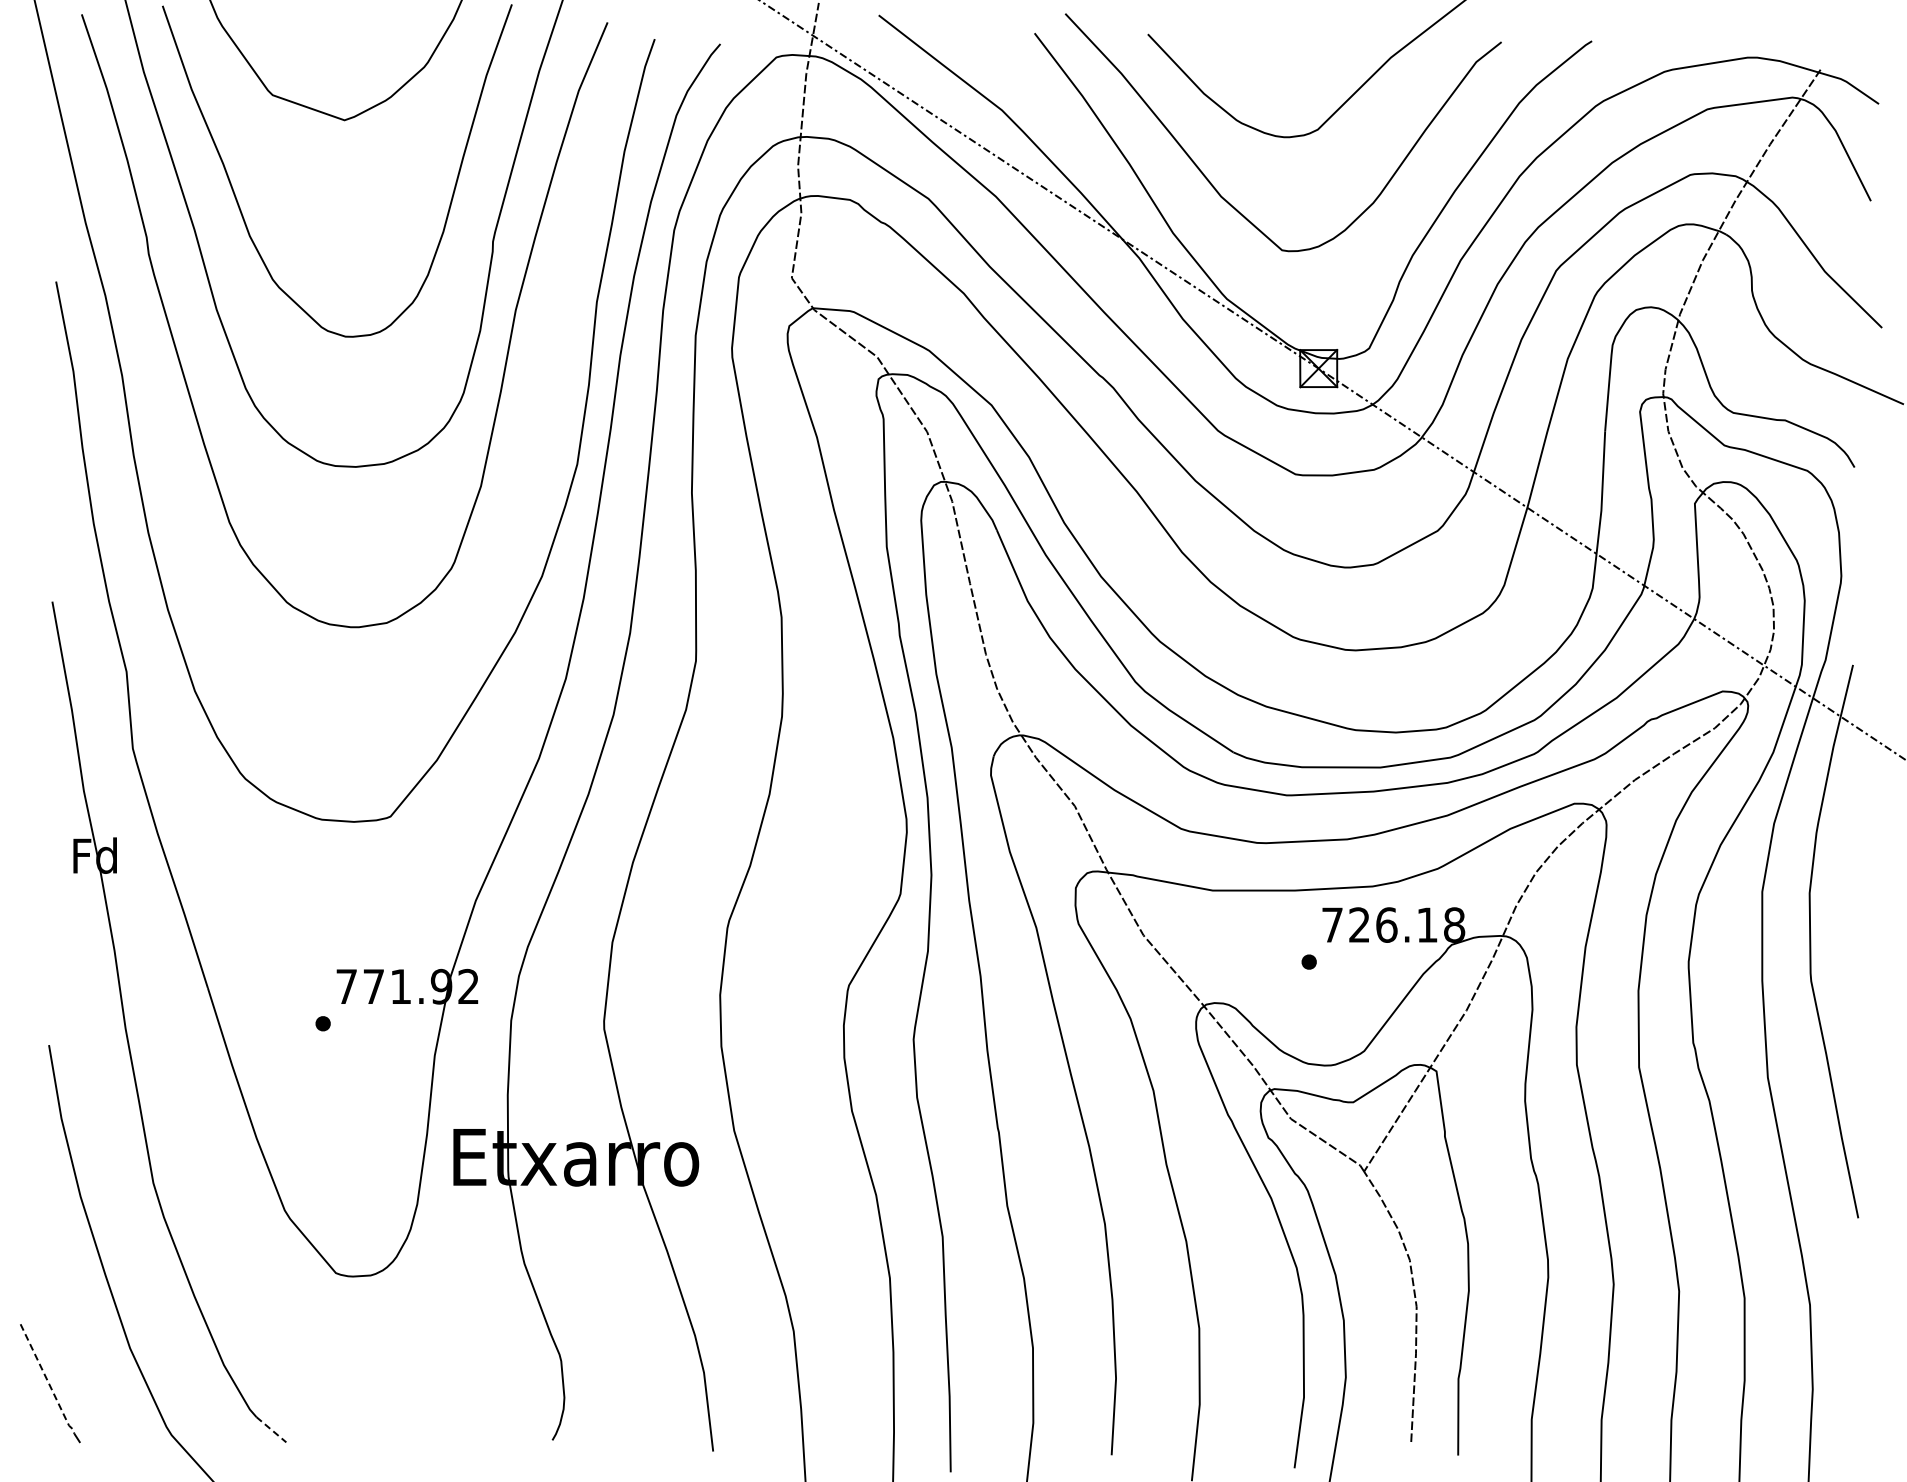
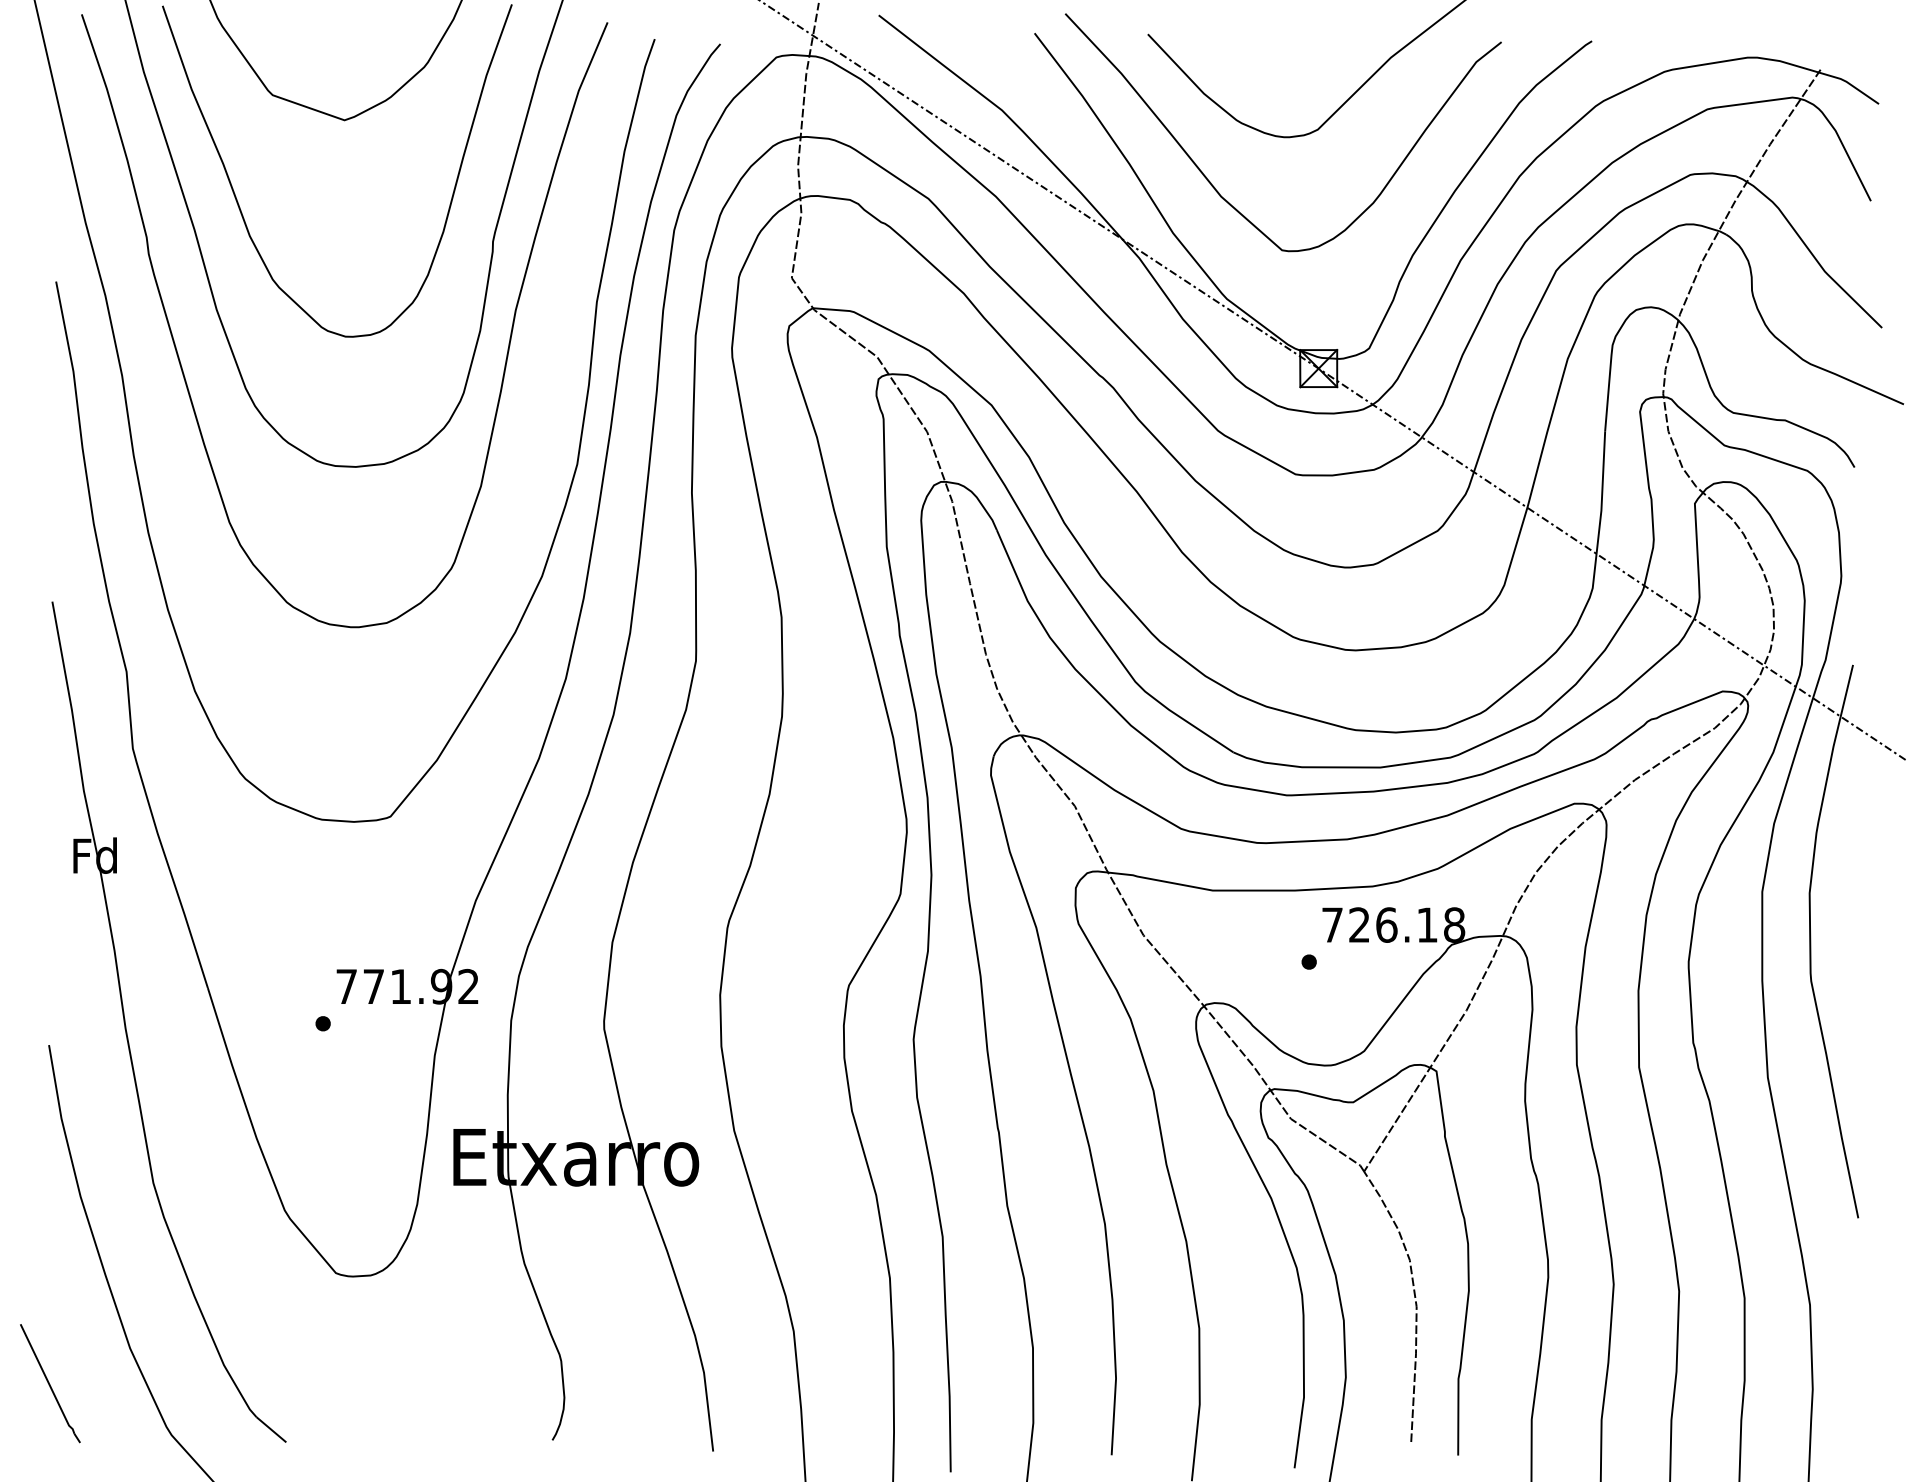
line: dashed -> solid (48, 1381)
line: dashed -> solid (271, 1429)
